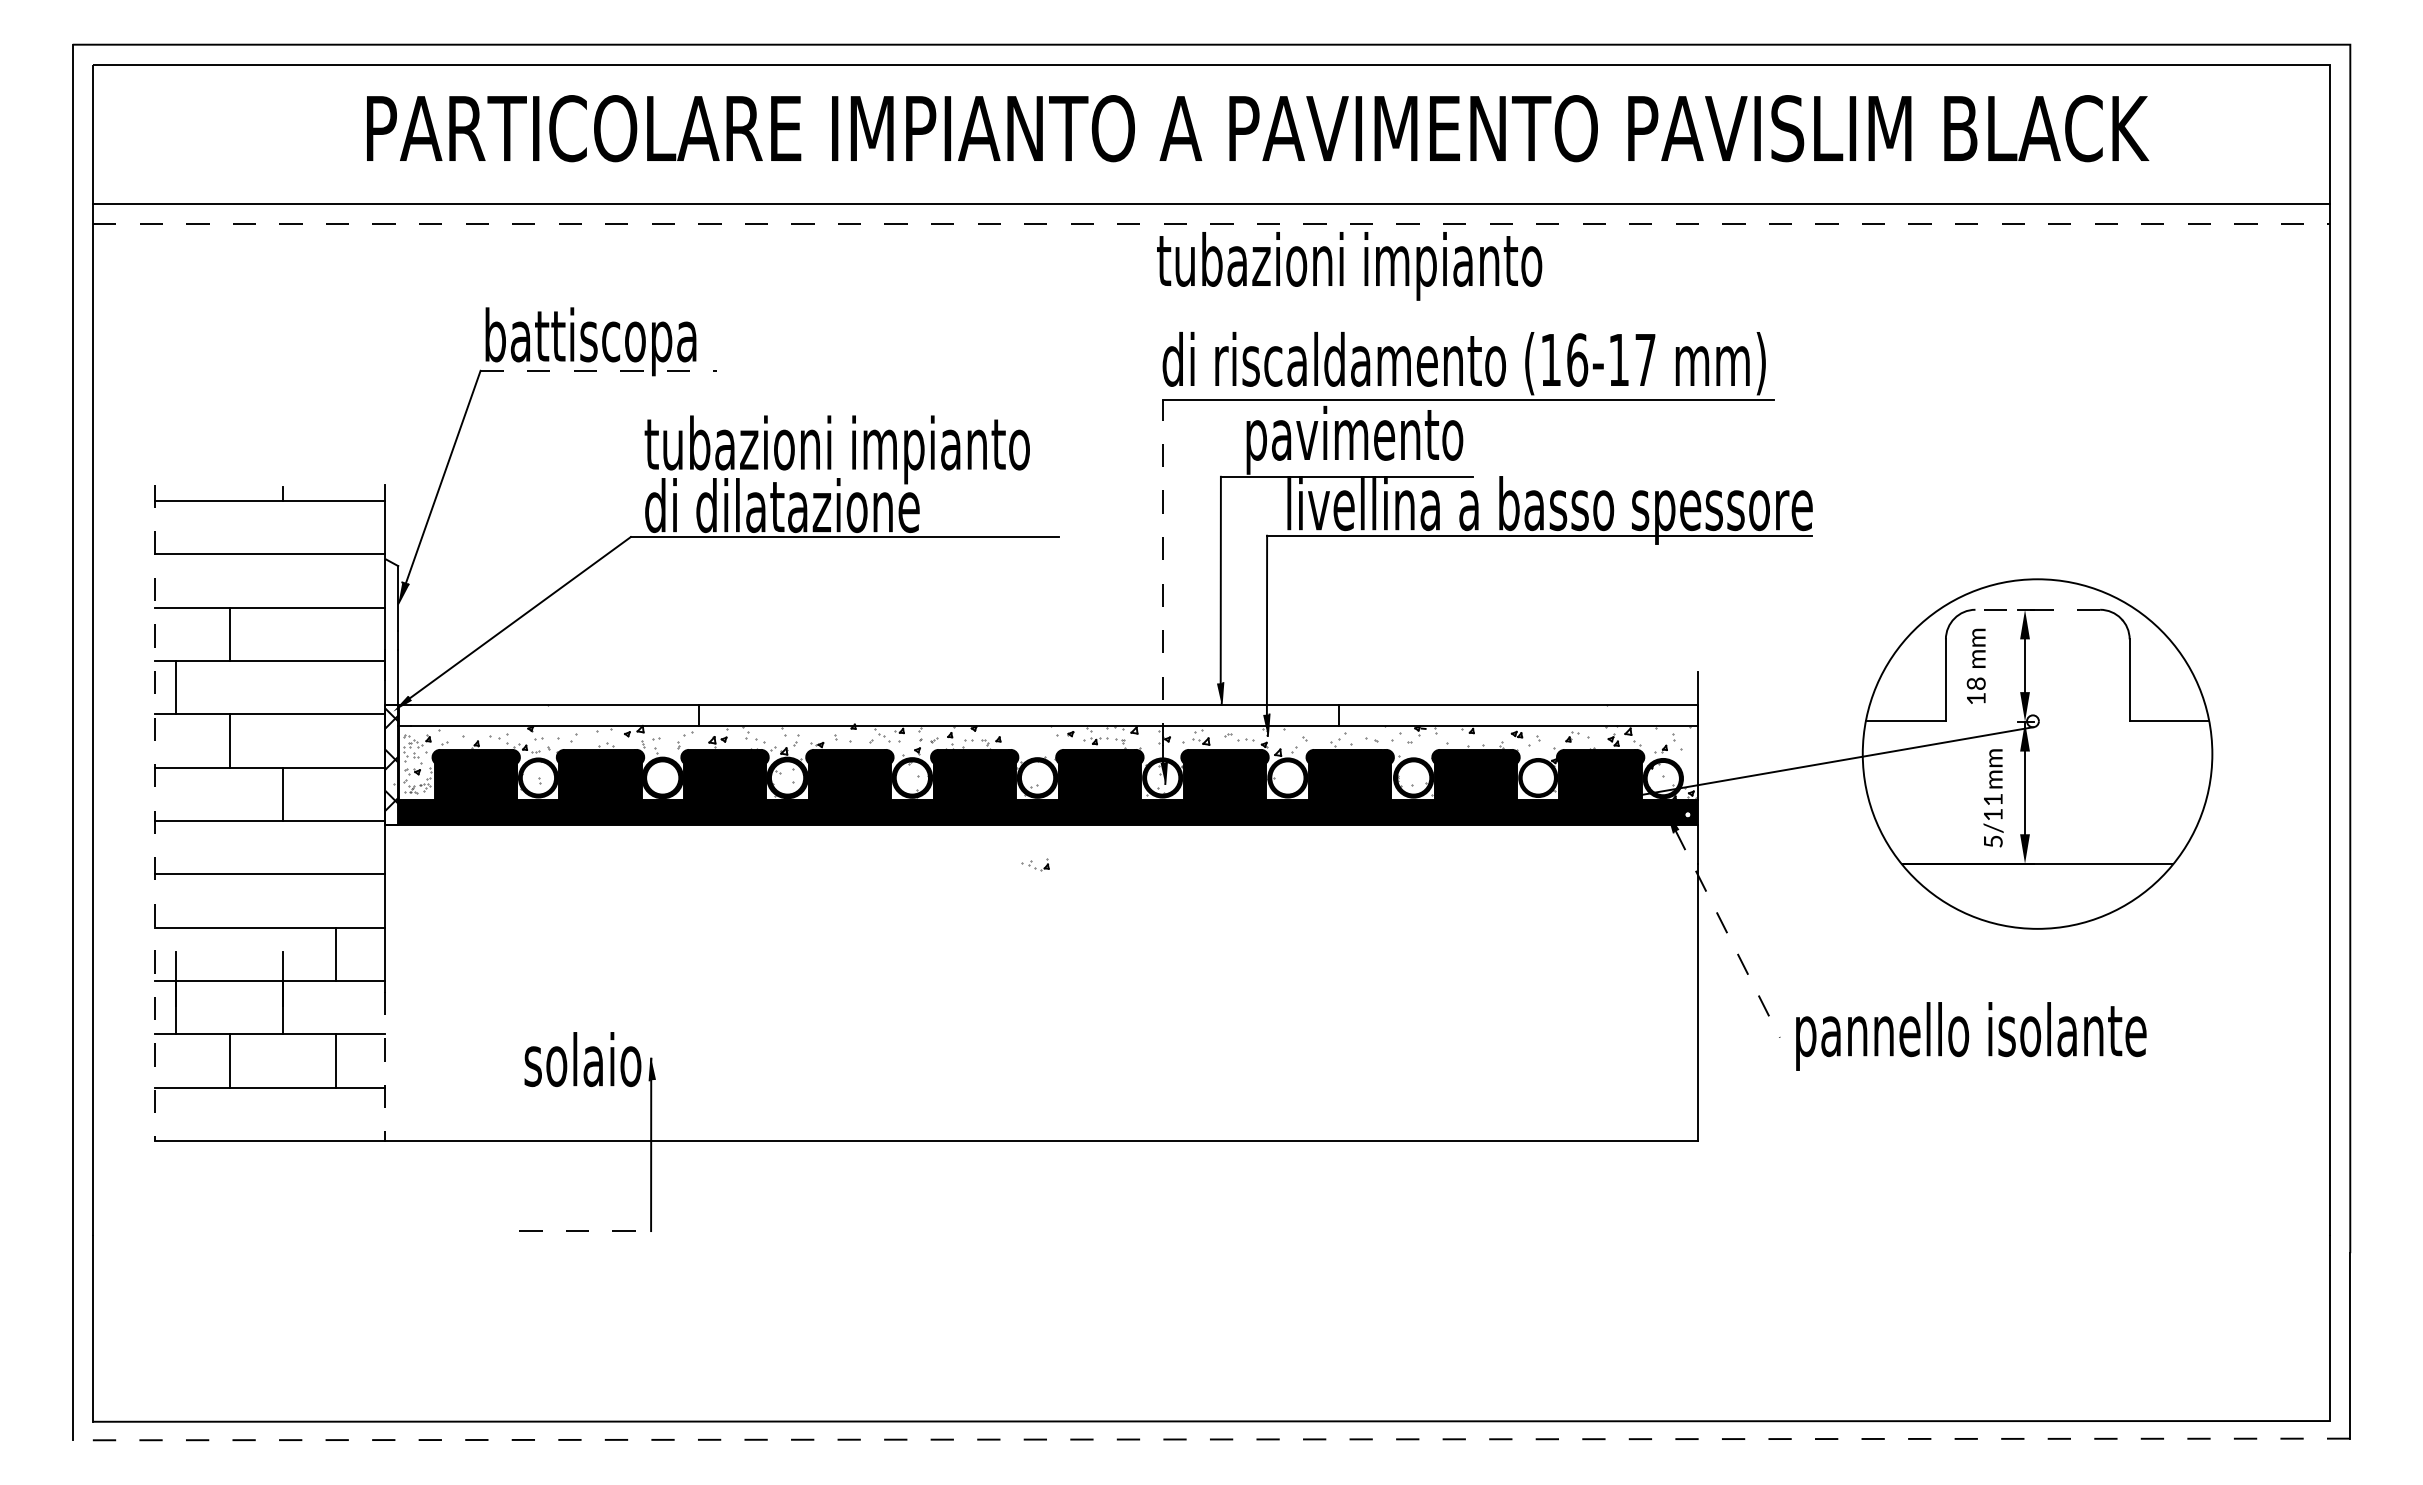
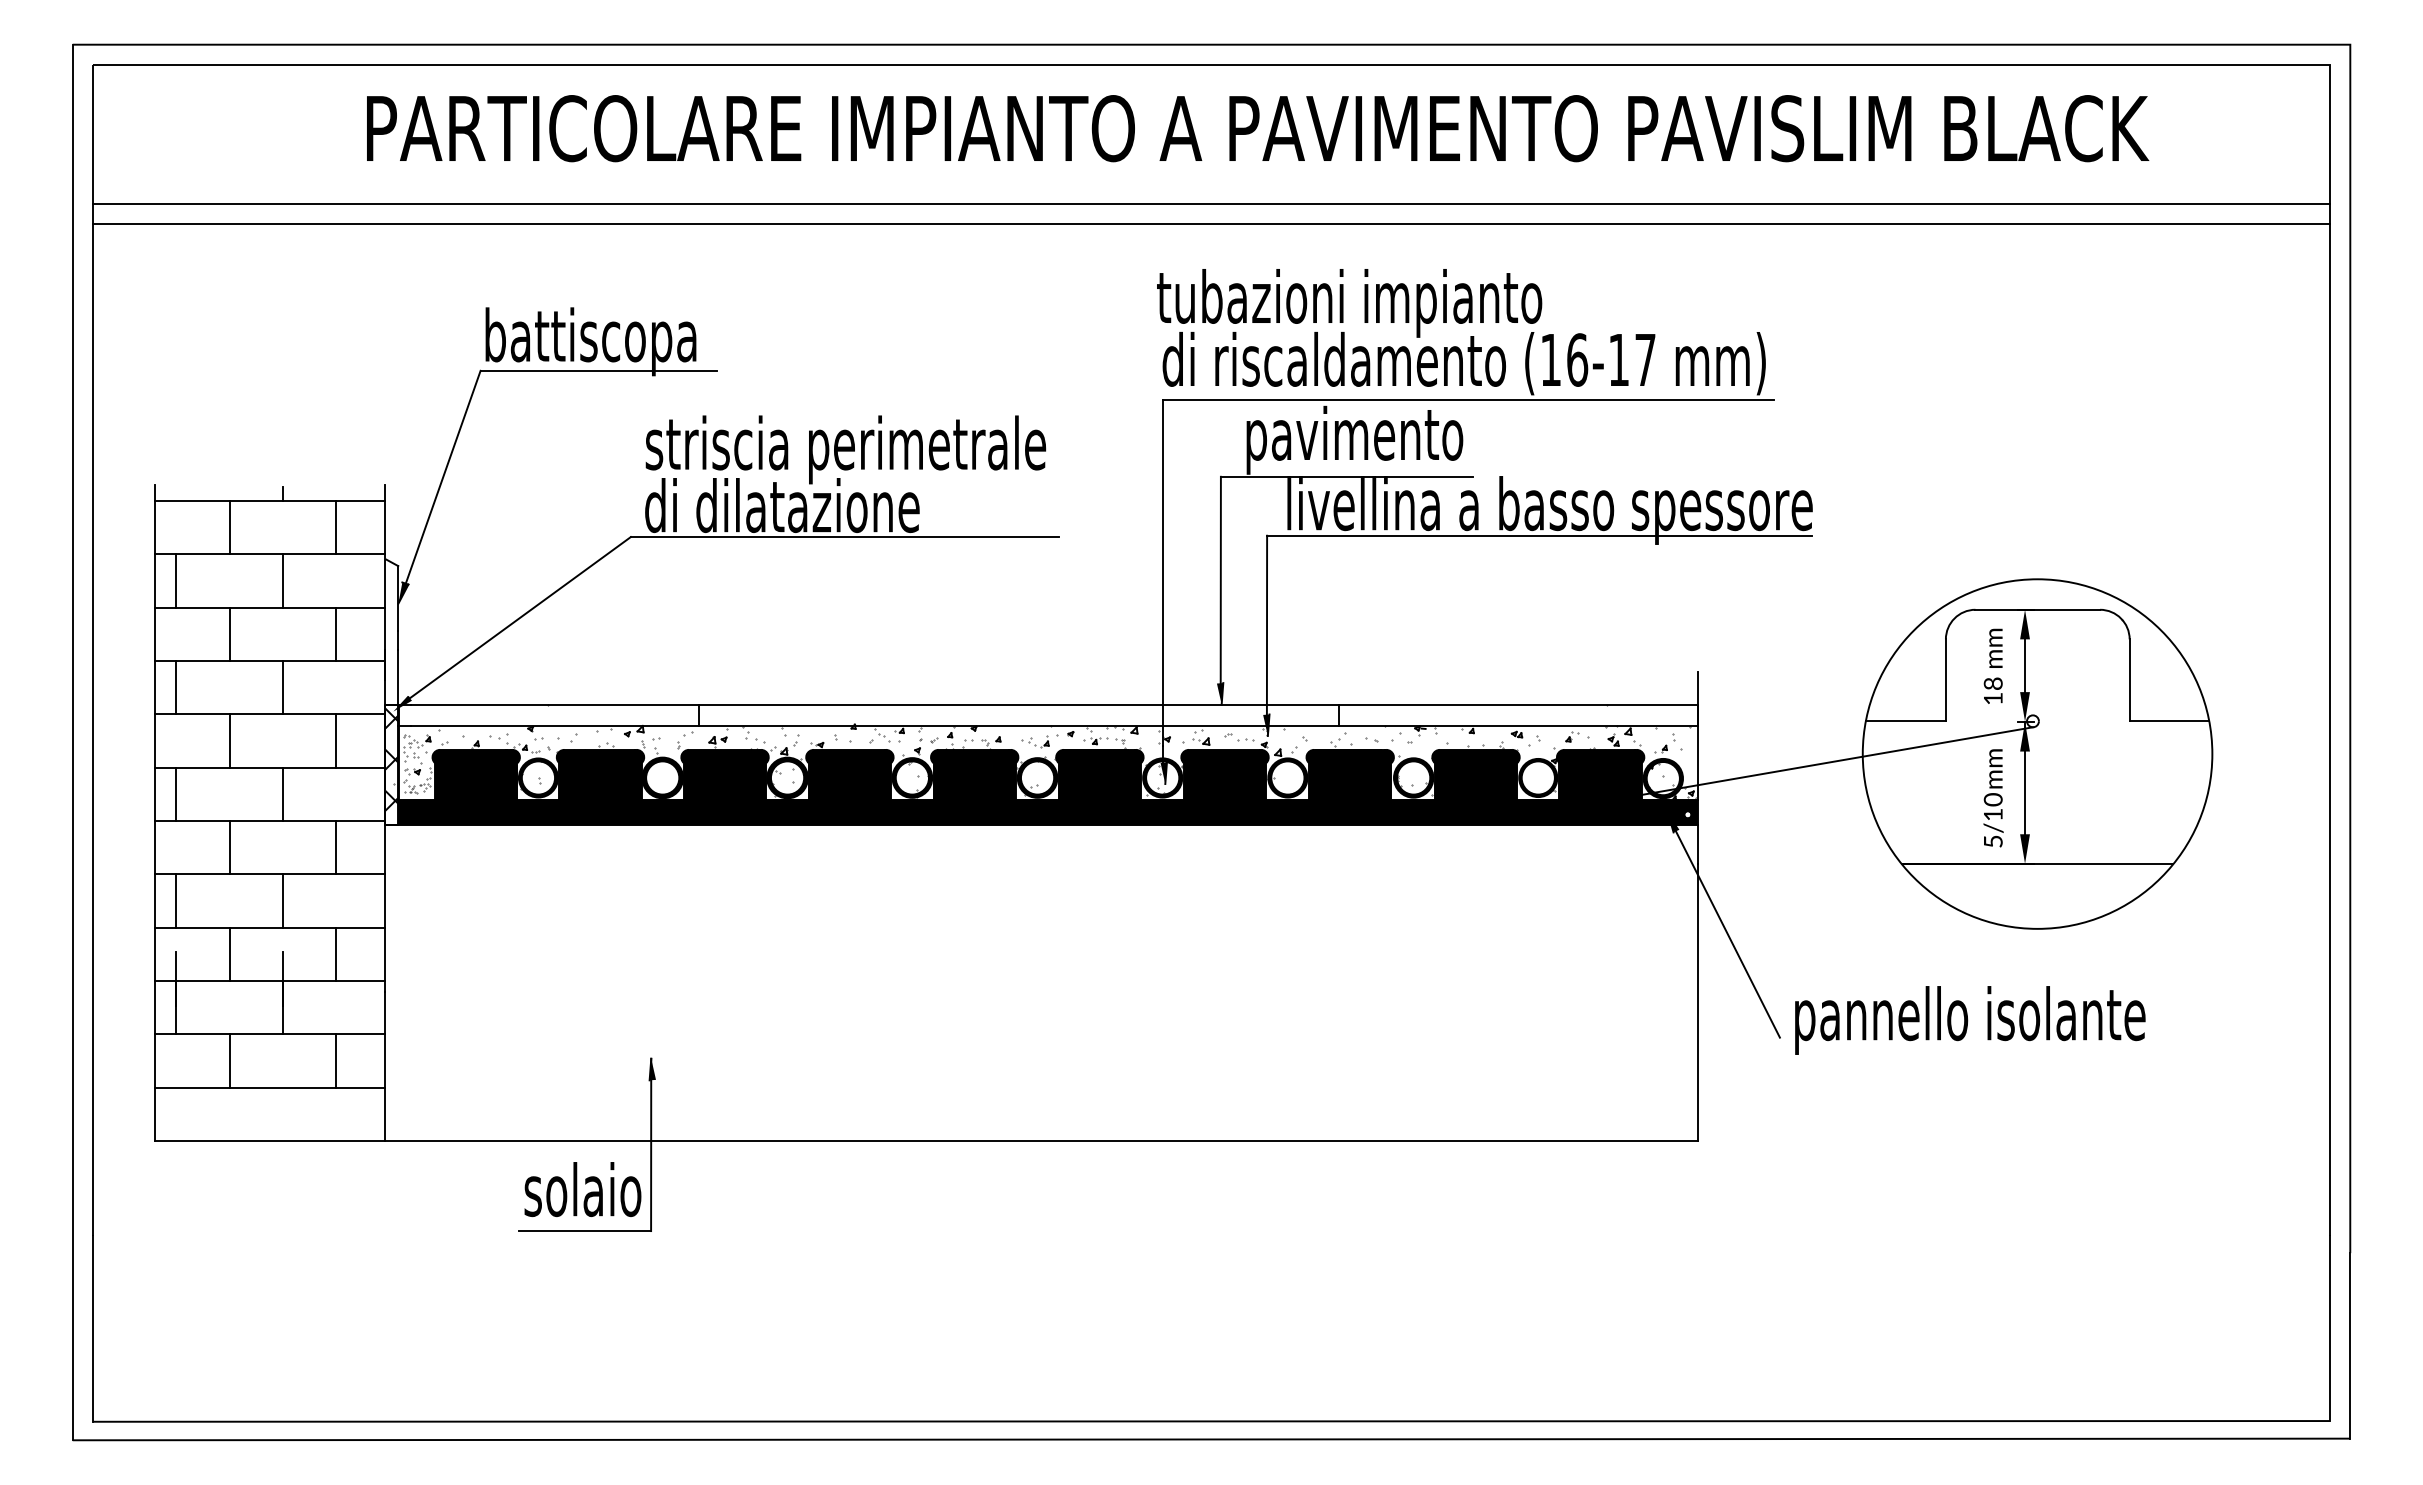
line: dashed -> solid (1211, 224)
text position: (1349, 266) -> (1349, 303) (1349, 303)
line: dashed -> solid (599, 370)
text: tubazioni impianto -> striscia perimetrale (845, 449)
line: none -> present (229, 527)
line: none -> present (336, 527)
line: dashed -> solid (1163, 572)
line: none -> present (176, 580)
line: none -> present (283, 580)
line: dashed -> solid (2037, 609)
line: none -> present (336, 633)
text position: (1975, 665) -> (1992, 665) (1992, 665)
line: none -> present (283, 687)
line: none -> present (336, 740)
line: none -> present (176, 793)
text: 5/11 -> 5/10 (1992, 799)
line: dashed -> solid (154, 813)
line: none -> present (229, 847)
line: none -> present (336, 847)
part position: (1035, 864) -> (1035, 741) (1035, 741)
line: none -> present (176, 900)
line: none -> present (283, 900)
line: dashed -> solid (1727, 933)
line: none -> present (229, 954)
text position: (1971, 1036) -> (1970, 1020) (1970, 1020)
text position: (582, 1059) -> (582, 1189) (582, 1189)
line: dashed -> solid (385, 1066)
line: dashed -> solid (585, 1231)
line: dashed -> solid (1211, 1439)
